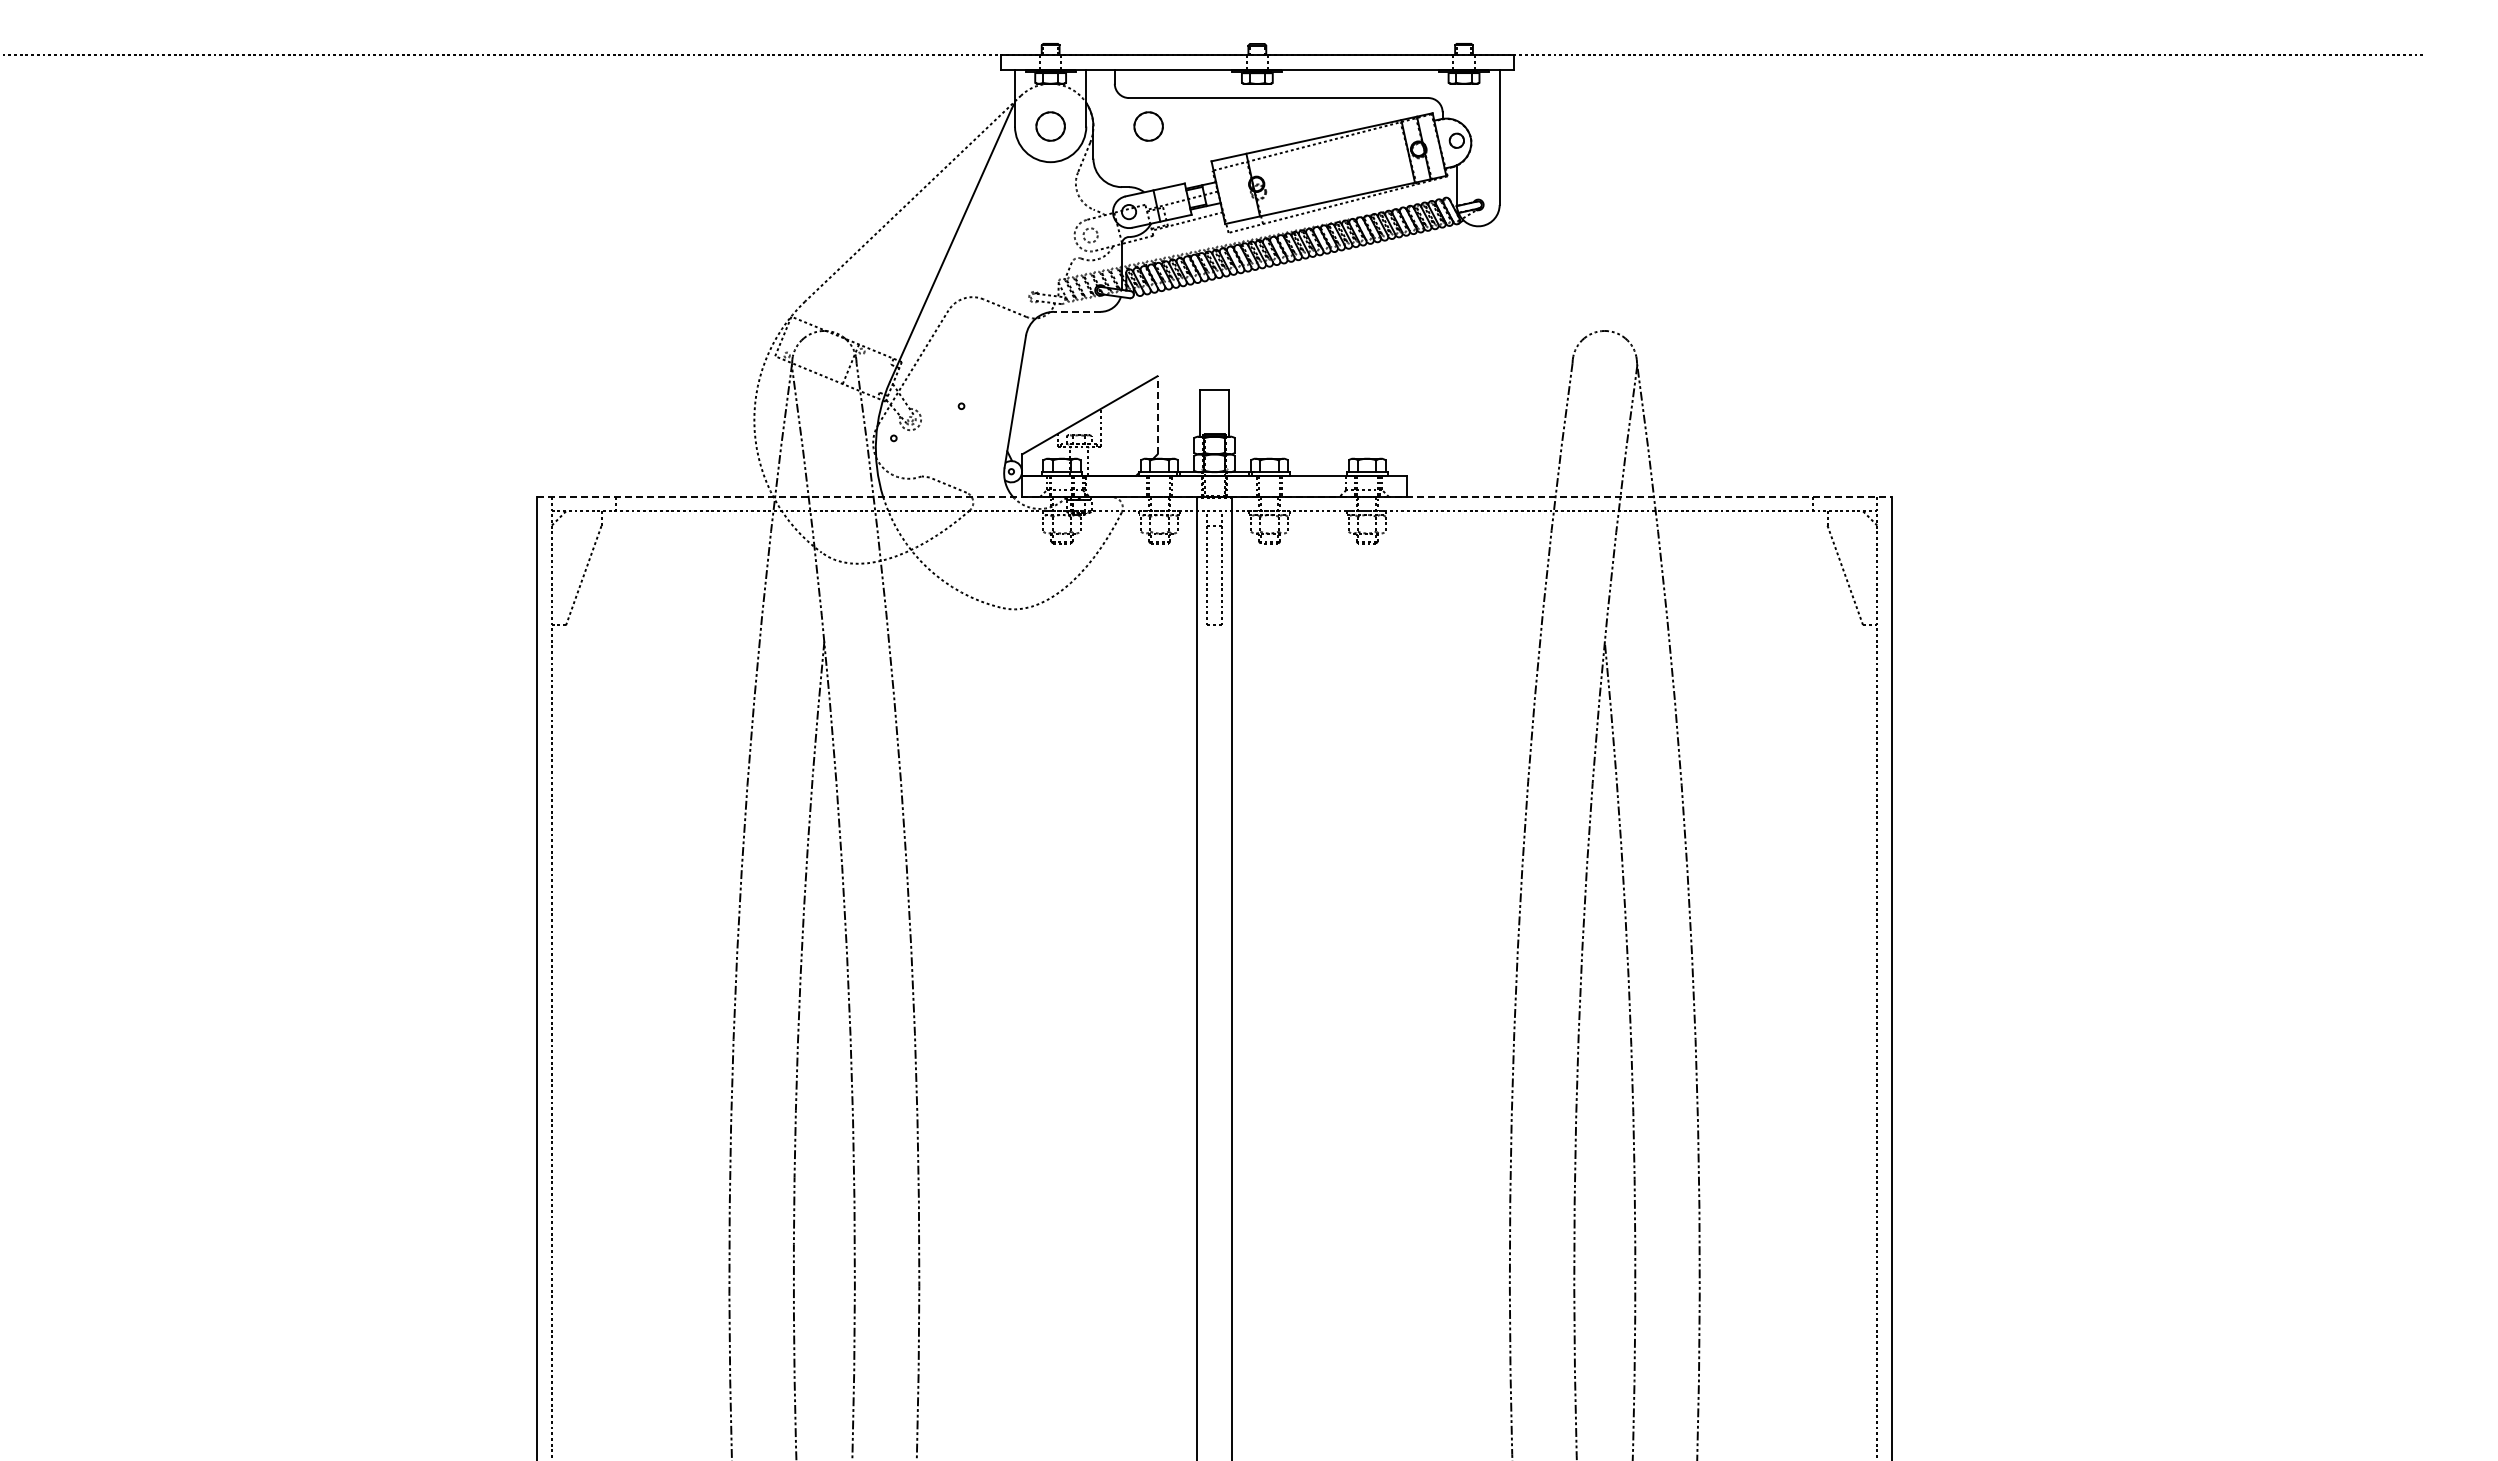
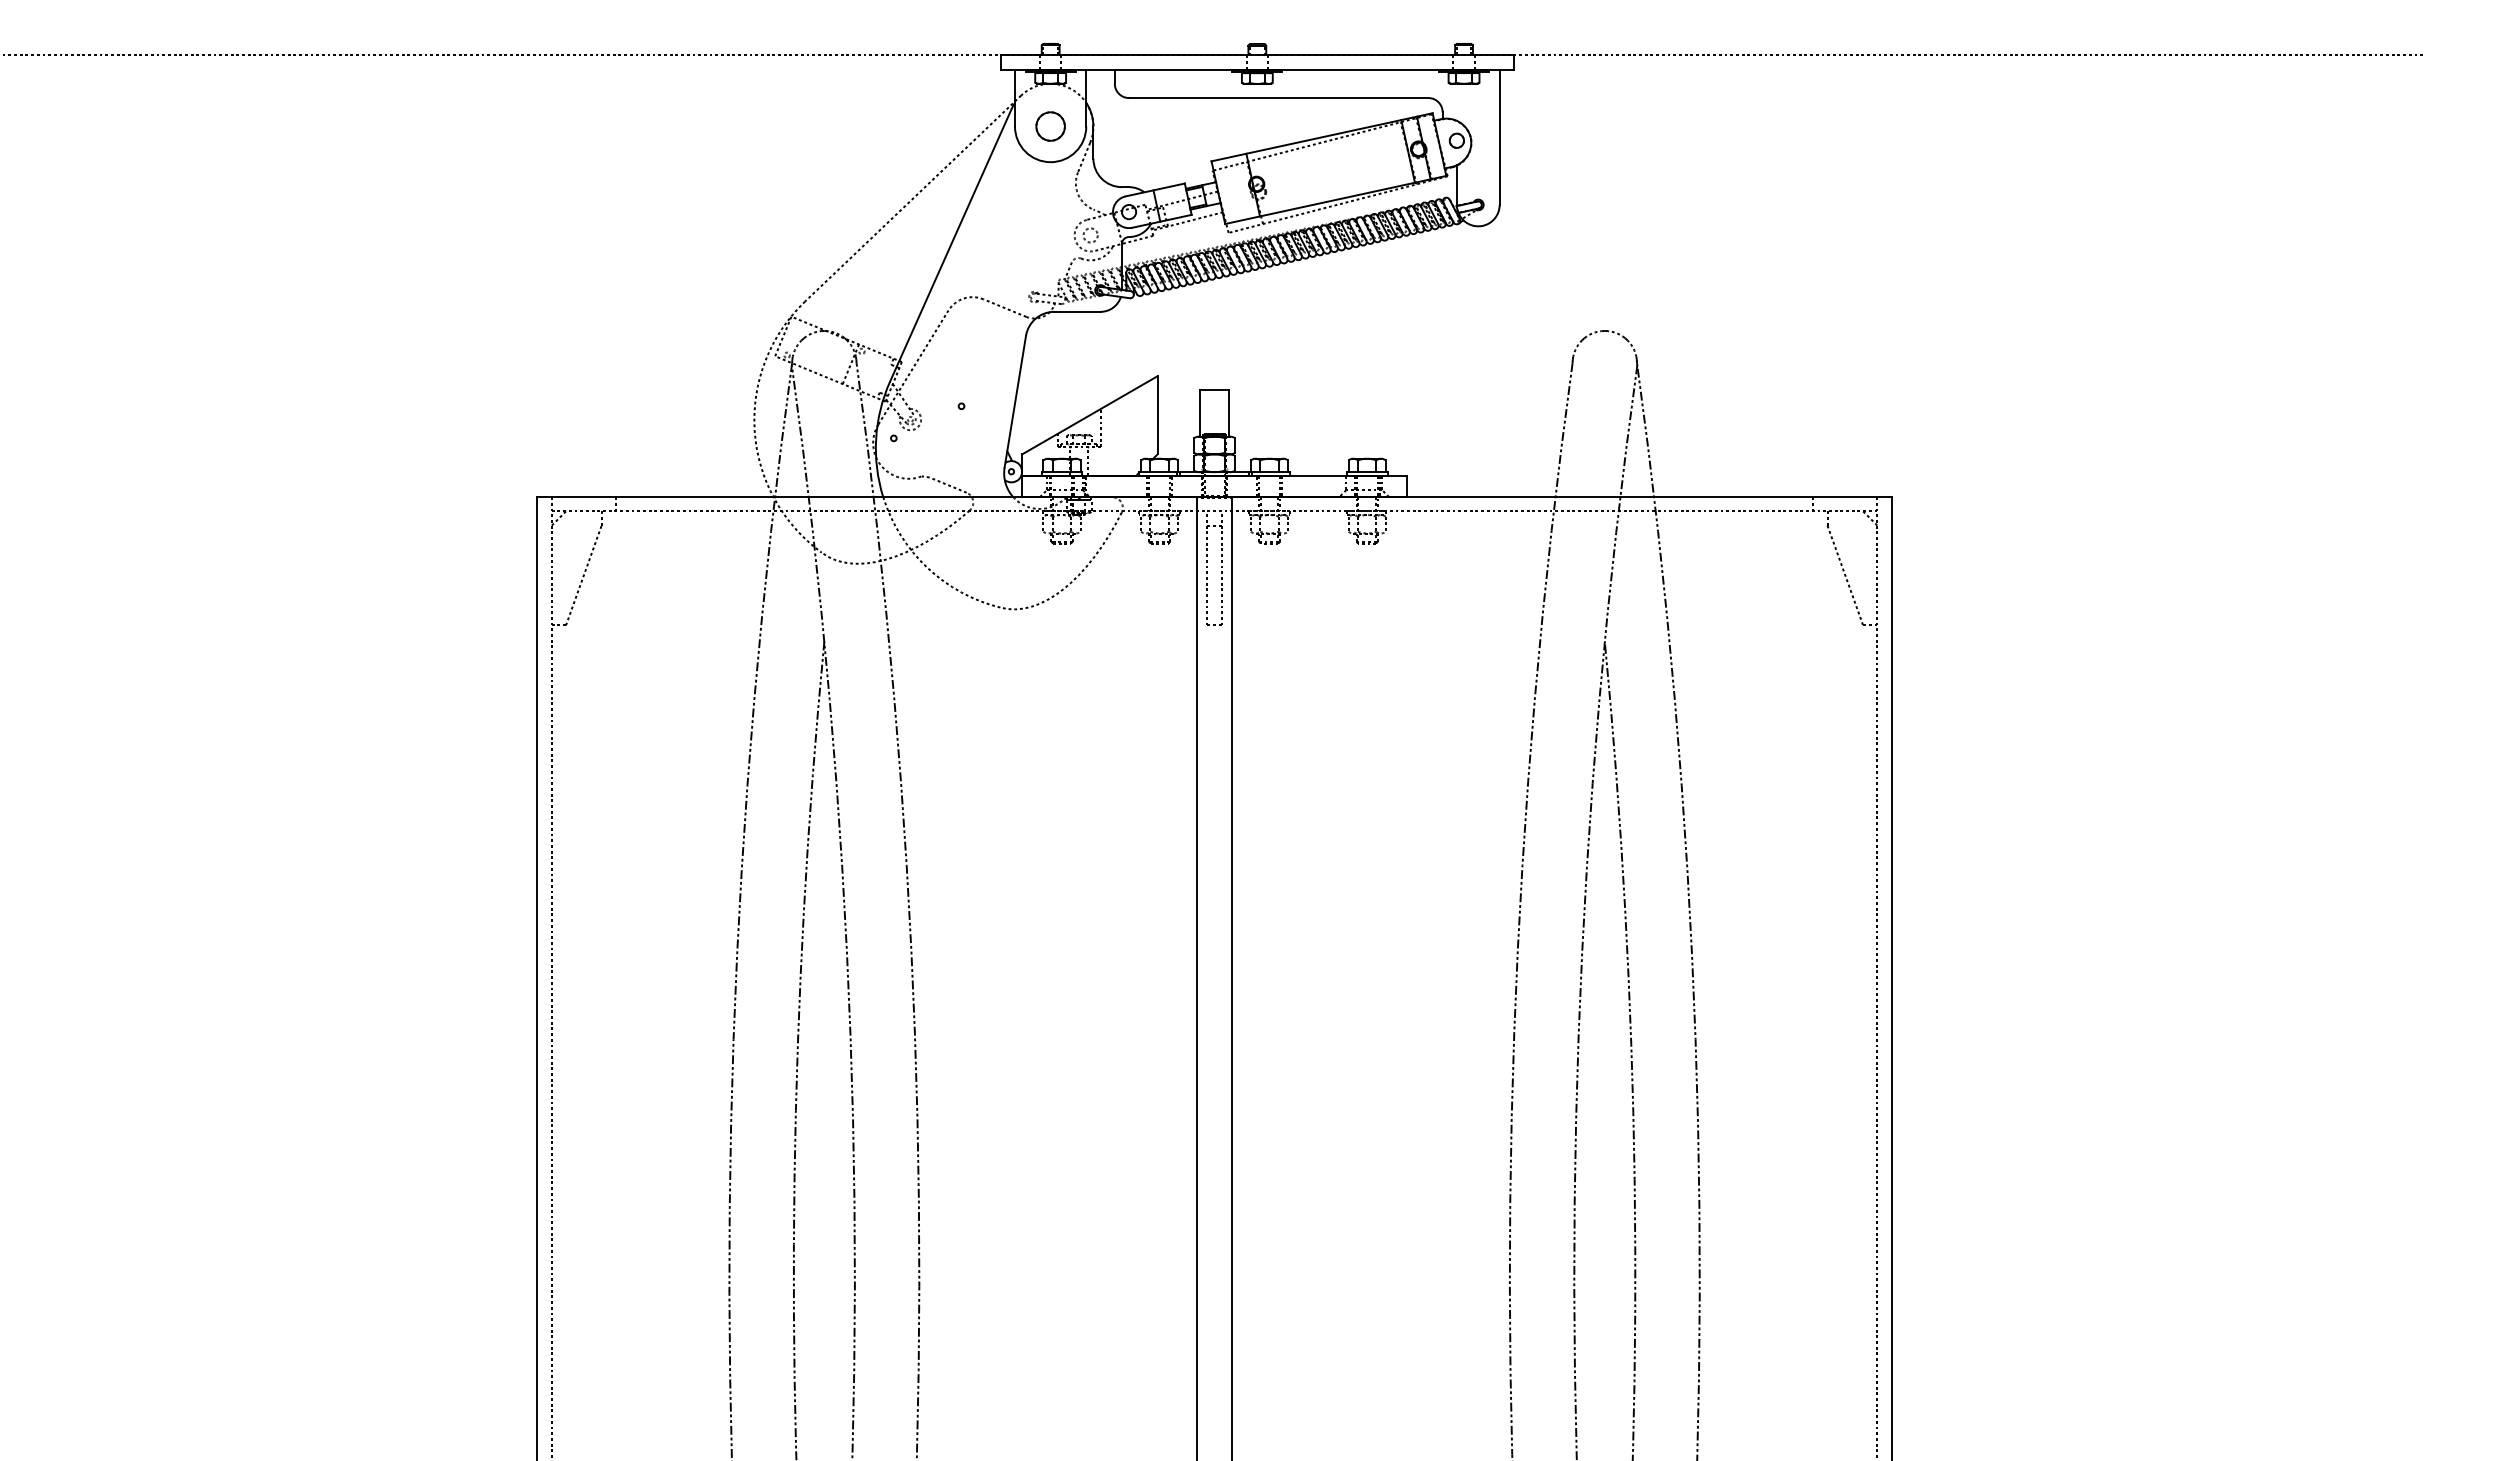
circle: present -> none (1148, 126)
line: dashed -> solid (1076, 311)
line: dashed -> solid (1157, 414)
line: dashed -> solid (1215, 497)
